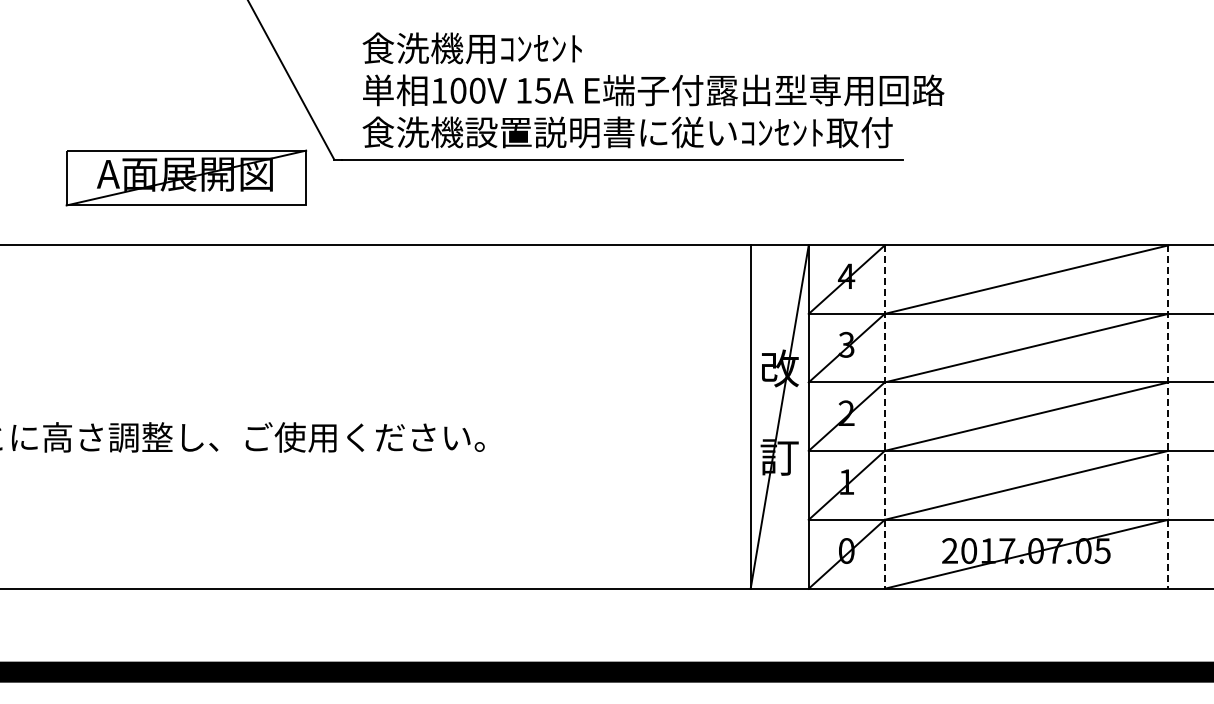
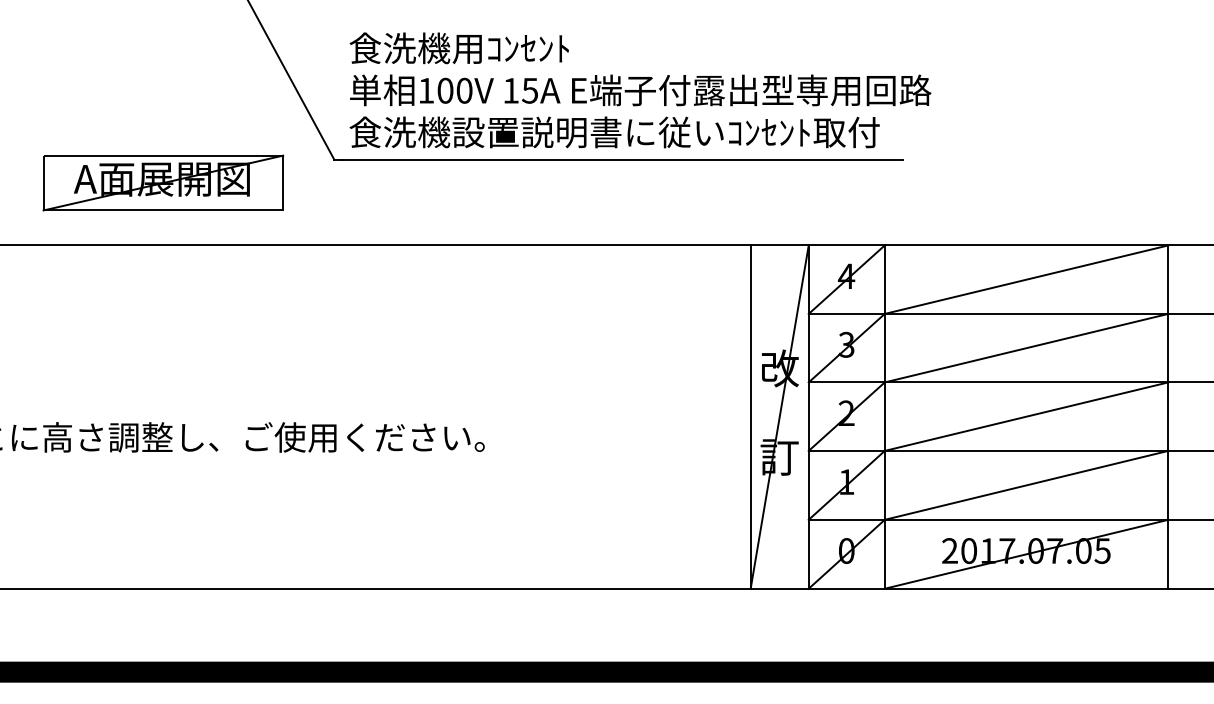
text position: (653, 90) -> (640, 90) (640, 90)
part position: (186, 177) -> (163, 182) (163, 182)
line: dashed -> solid (884, 417)
line: dashed -> solid (1168, 417)
